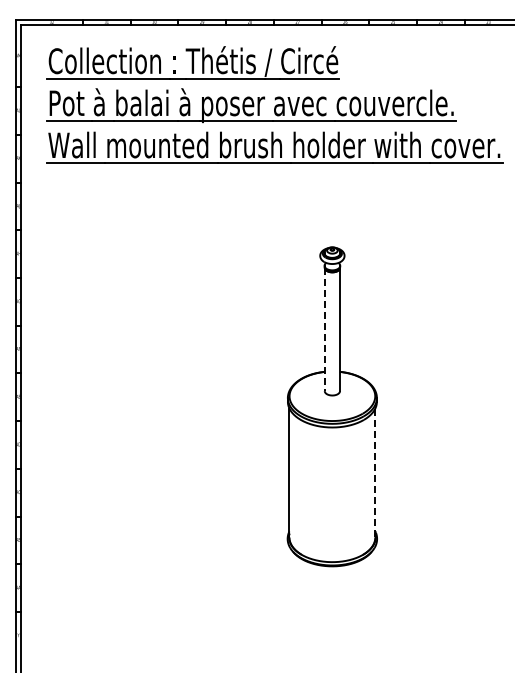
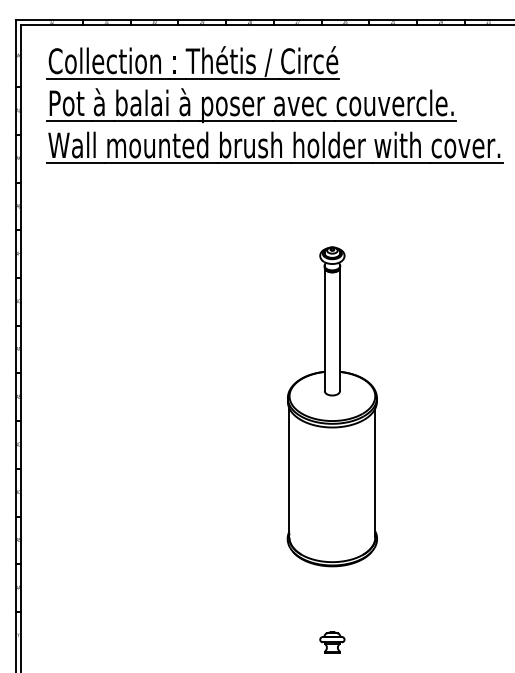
line: dashed -> solid (324, 329)
line: dashed -> solid (375, 472)
part: none -> present (332, 642)
